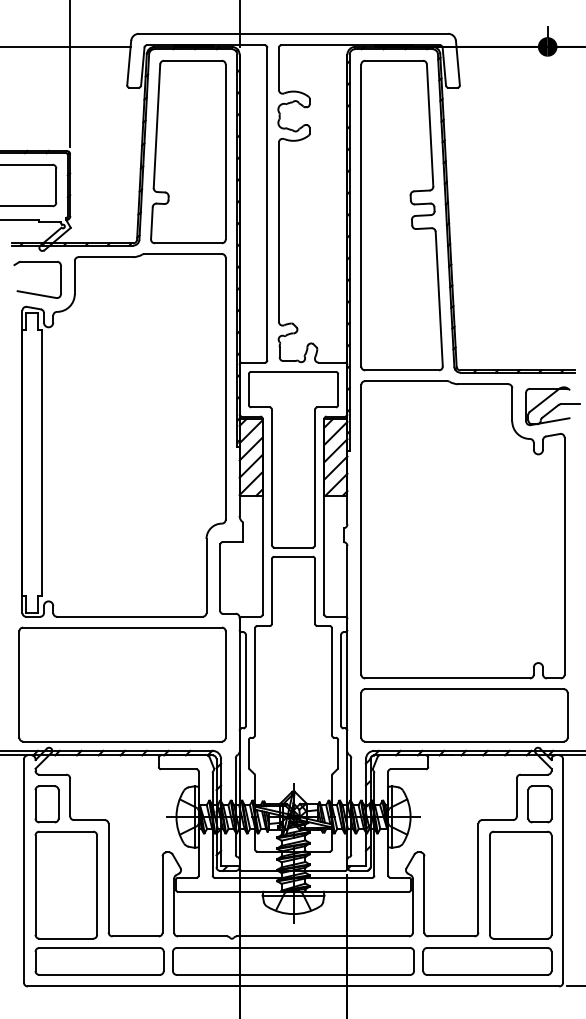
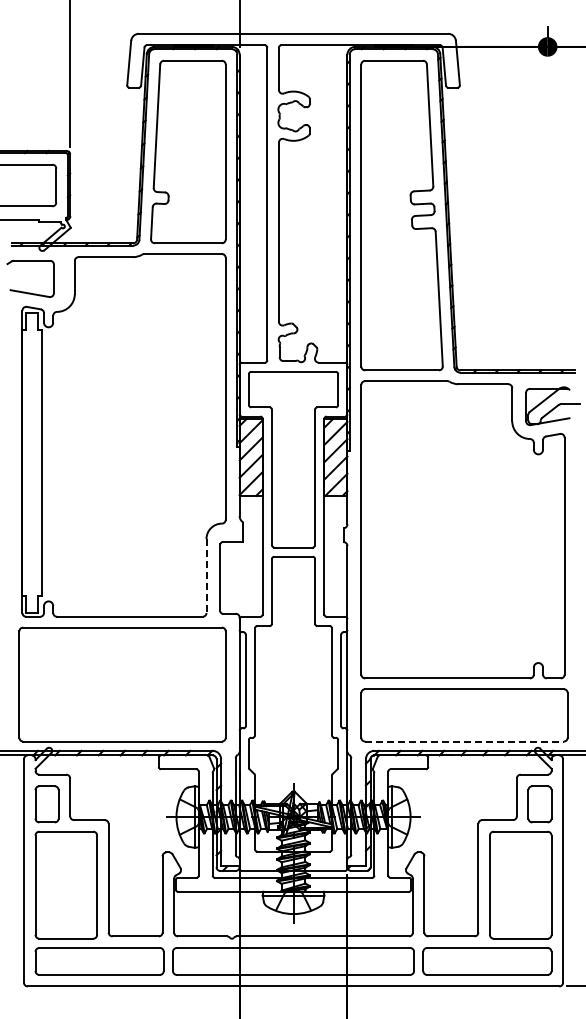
line: present -> none (66, 46)
part position: (32, 292) -> (25, 291) (25, 291)
line: solid -> dashed (206, 576)
line: solid -> dashed (465, 741)
